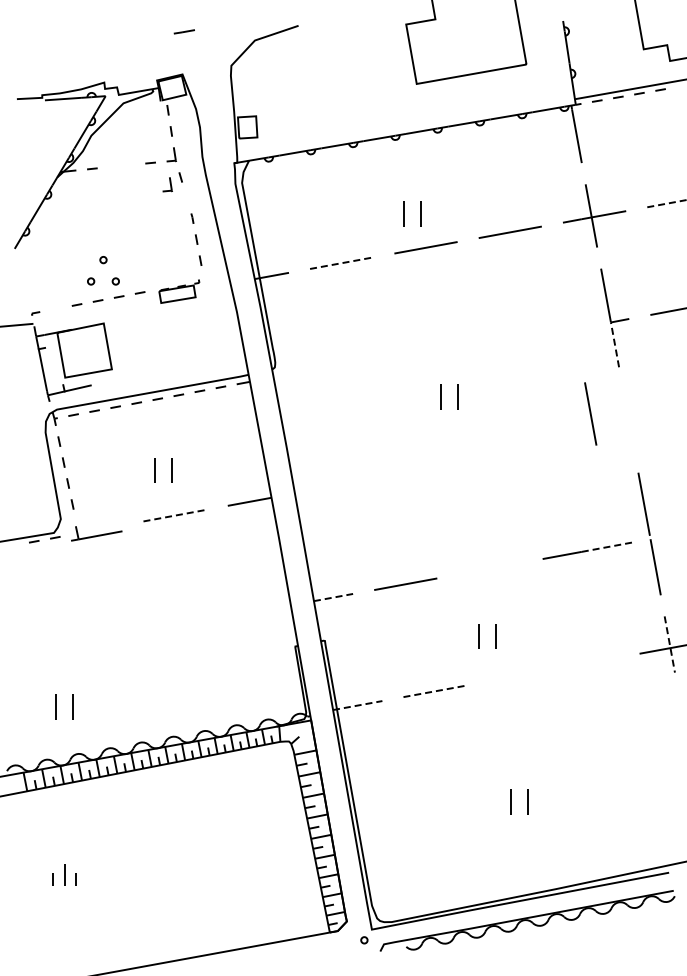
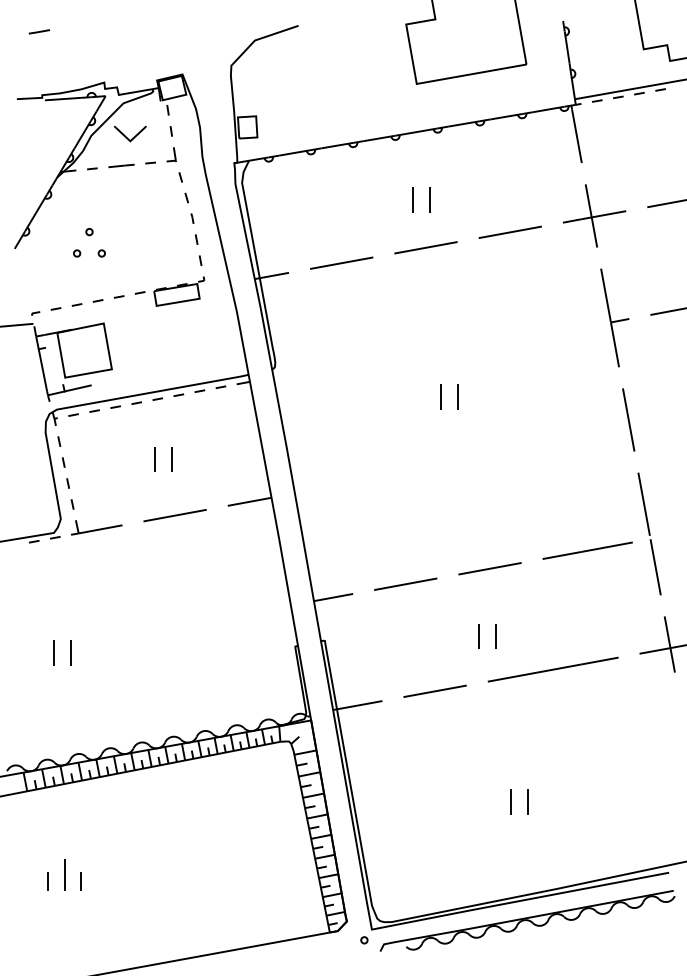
line position: (183, 31) -> (38, 31) (38, 31)
part: none -> present (130, 133)
line: none -> present (121, 165)
part: present -> none (167, 184)
line: none -> present (186, 197)
line: dashed -> solid (666, 203)
part position: (404, 213) -> (413, 199) (413, 199)
line: dashed -> solid (342, 263)
part position: (103, 270) -> (89, 242) (89, 242)
part size: 43x25 px -> 53x31 px (179, 291)
line: none -> present (55, 308)
line: dashed -> solid (615, 344)
line position: (590, 413) -> (628, 419) (628, 419)
part position: (155, 470) -> (155, 459) (155, 459)
line: dashed -> solid (175, 515)
part position: (96, 533) -> (96, 527) (96, 527)
line: dashed -> solid (607, 547)
line: none -> present (489, 568)
line: dashed -> solid (333, 597)
line: dashed -> solid (669, 644)
line: none -> present (552, 669)
line: dashed -> solid (435, 691)
line: dashed -> solid (358, 705)
part position: (56, 706) -> (54, 652) (54, 652)
part size: 25x22 px -> 35x32 px (64, 874)
